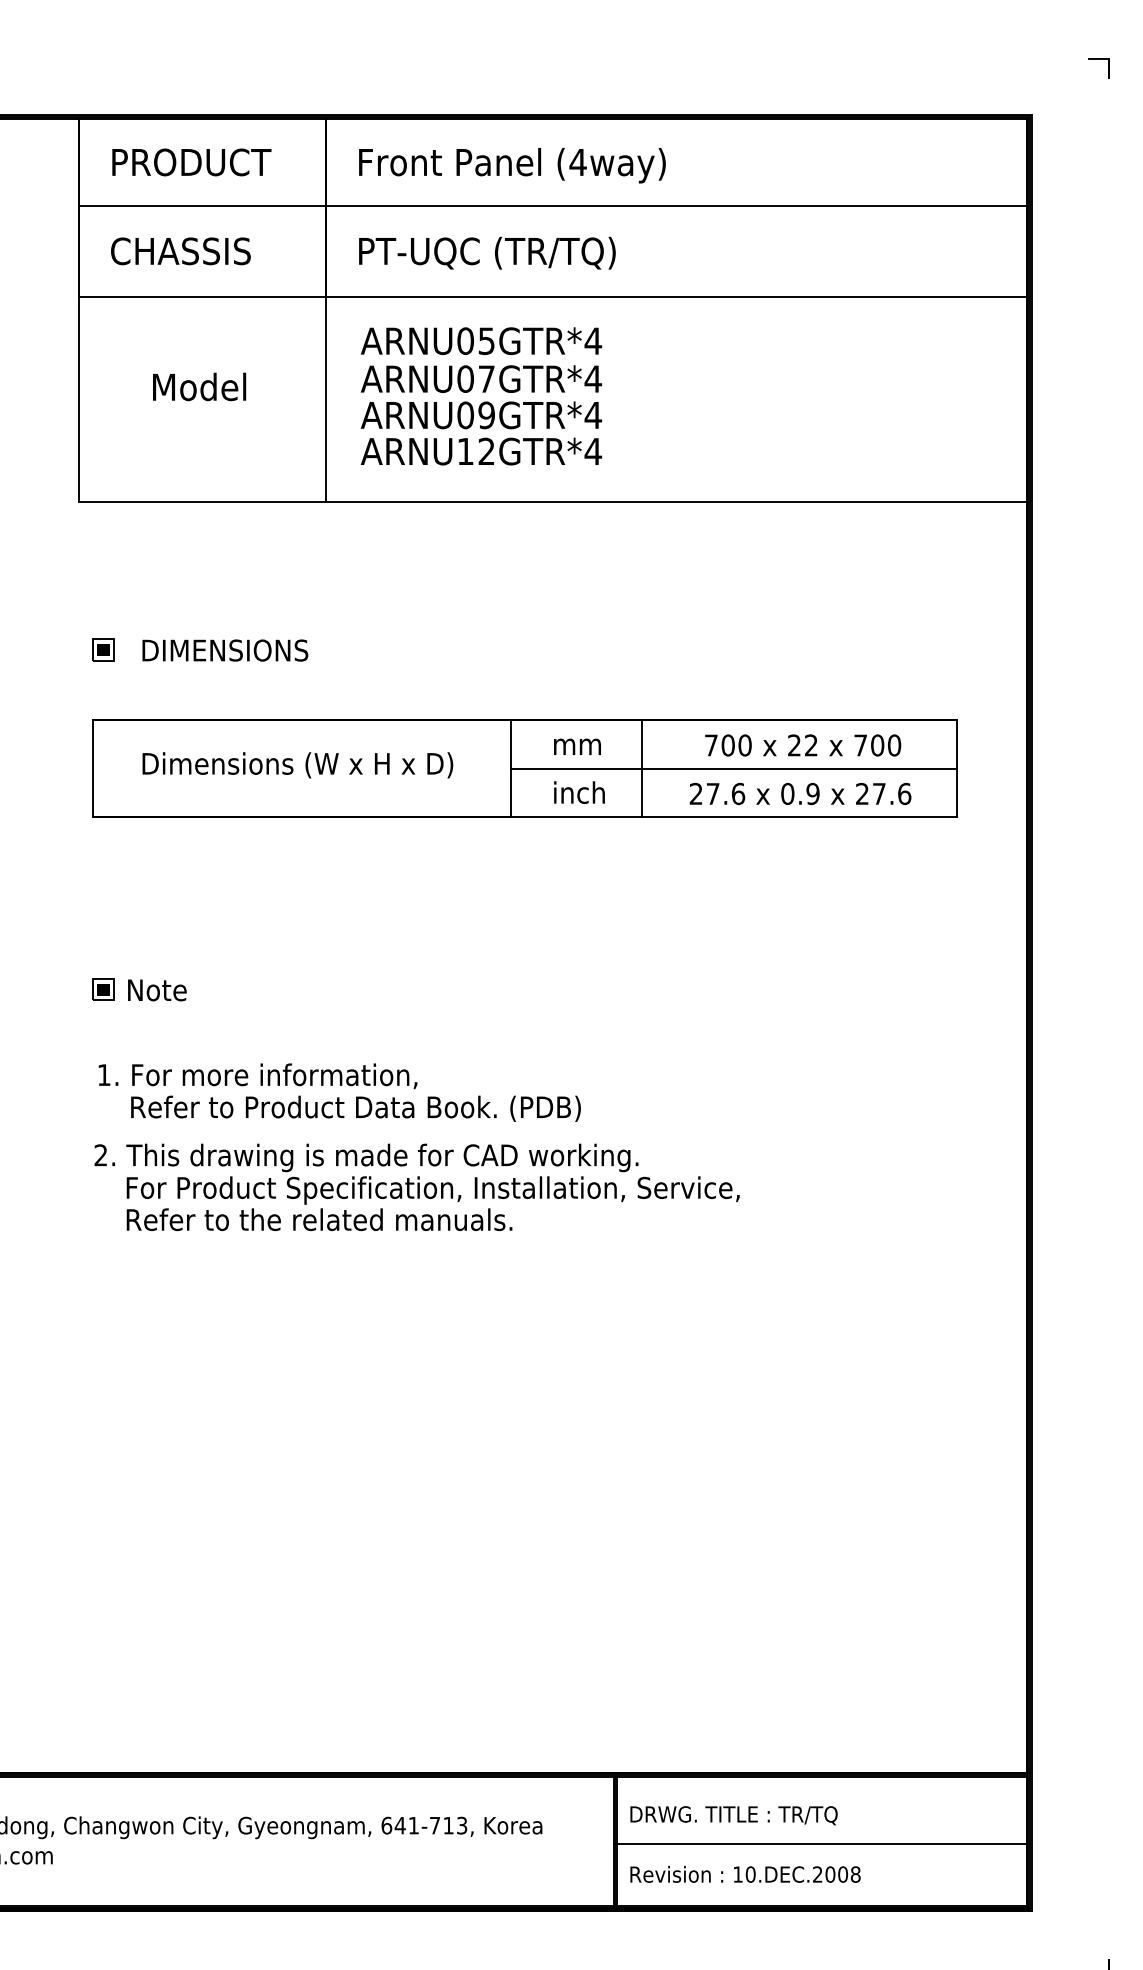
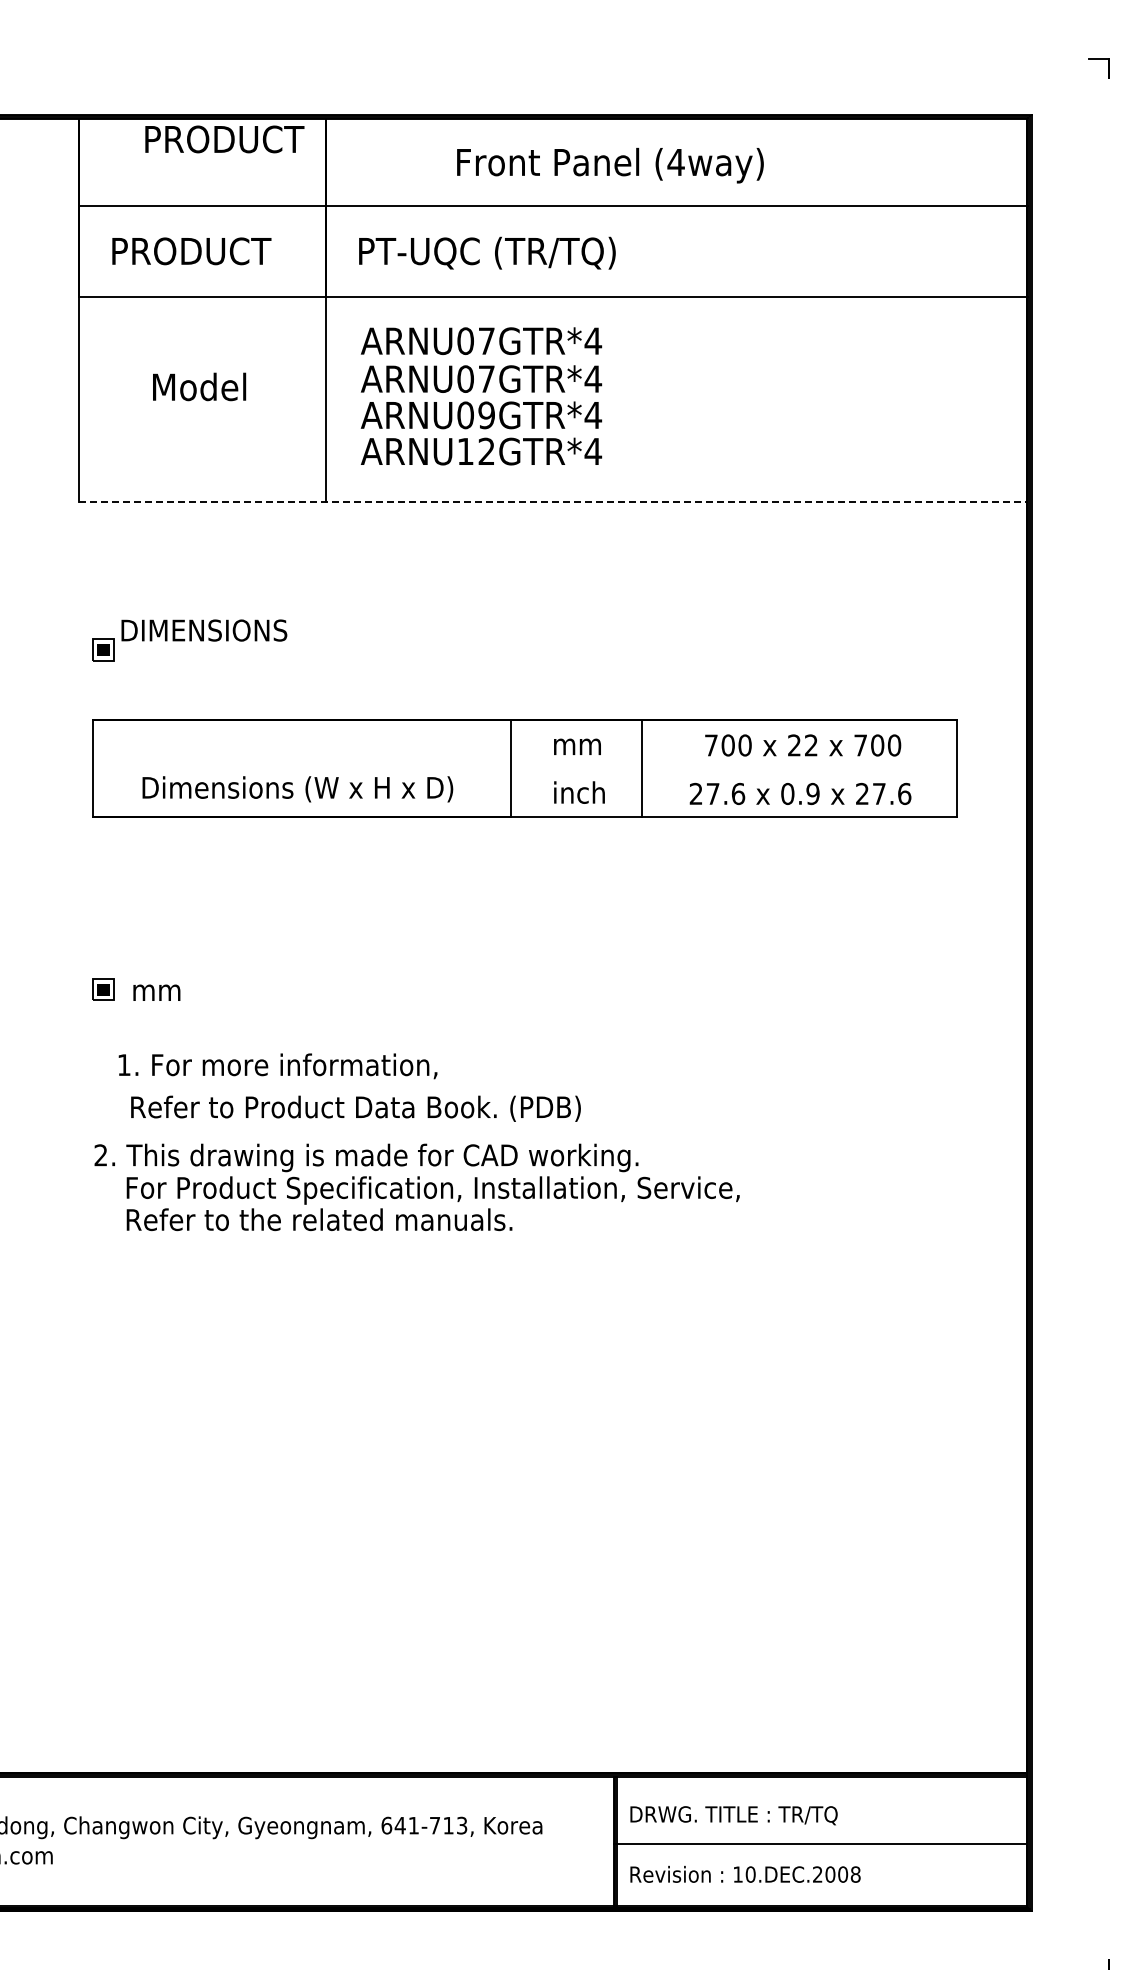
text position: (191, 162) -> (224, 139) (224, 139)
text position: (512, 165) -> (610, 165) (610, 165)
text: CHASSIS -> PRODUCT (191, 251)
text: ARNU05GTR*4 -> ARNU07GTR*4 (486, 341)
line: solid -> dashed (553, 501)
text position: (225, 650) -> (204, 630) (204, 630)
text position: (297, 765) -> (297, 789) (297, 789)
line: present -> none (733, 768)
text: Note -> mm (157, 990)
text position: (257, 1076) -> (277, 1066) (277, 1066)
